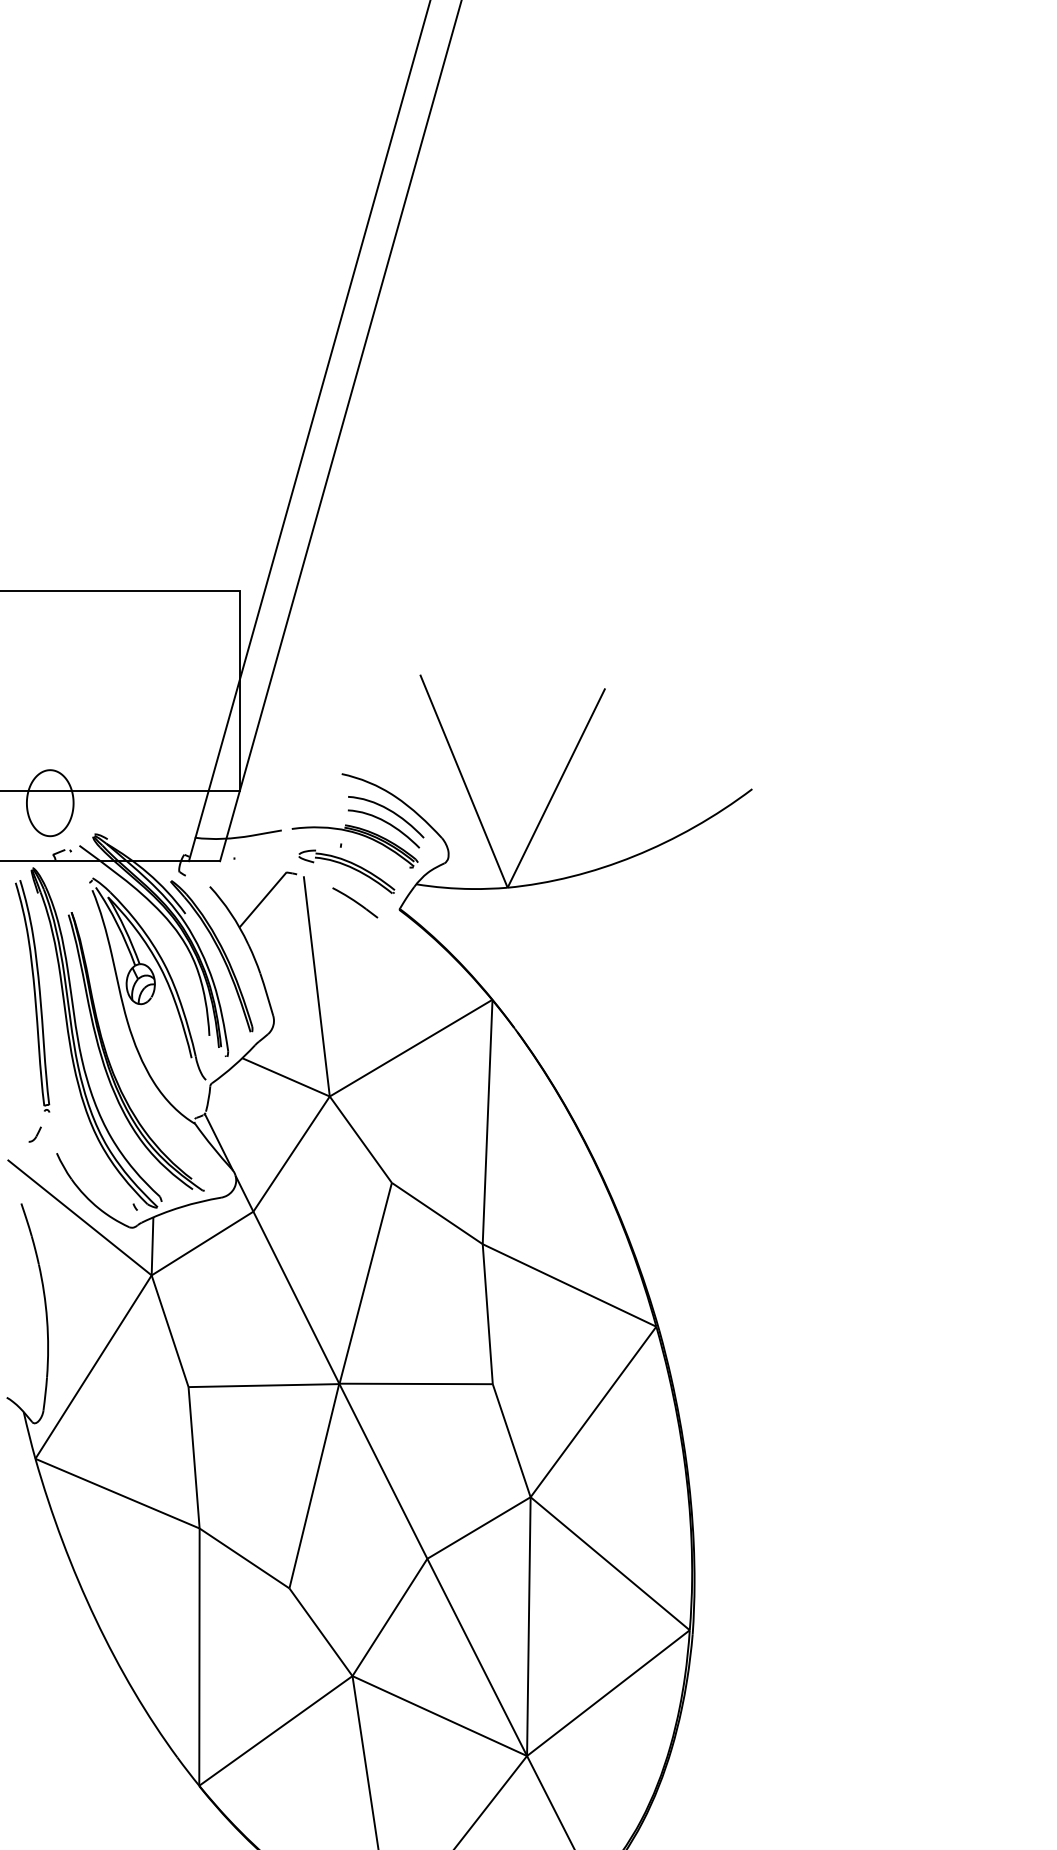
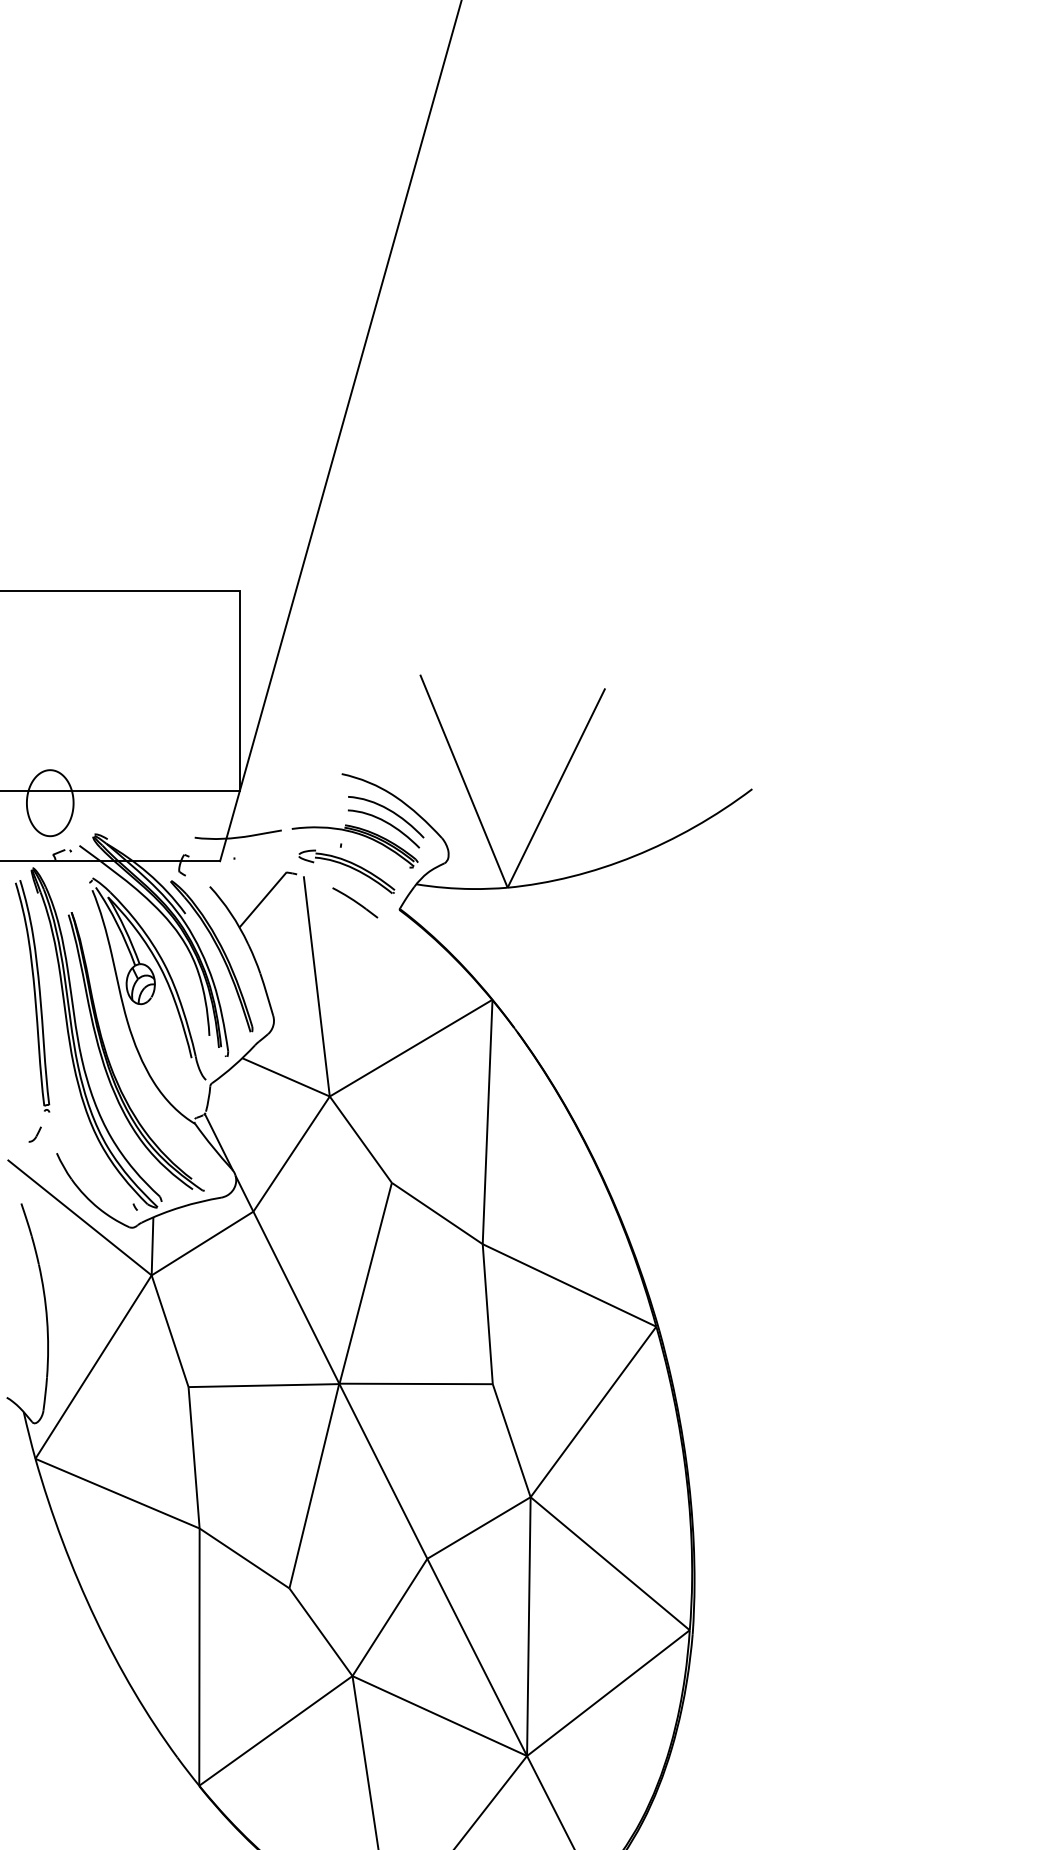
line: present -> none (308, 431)
